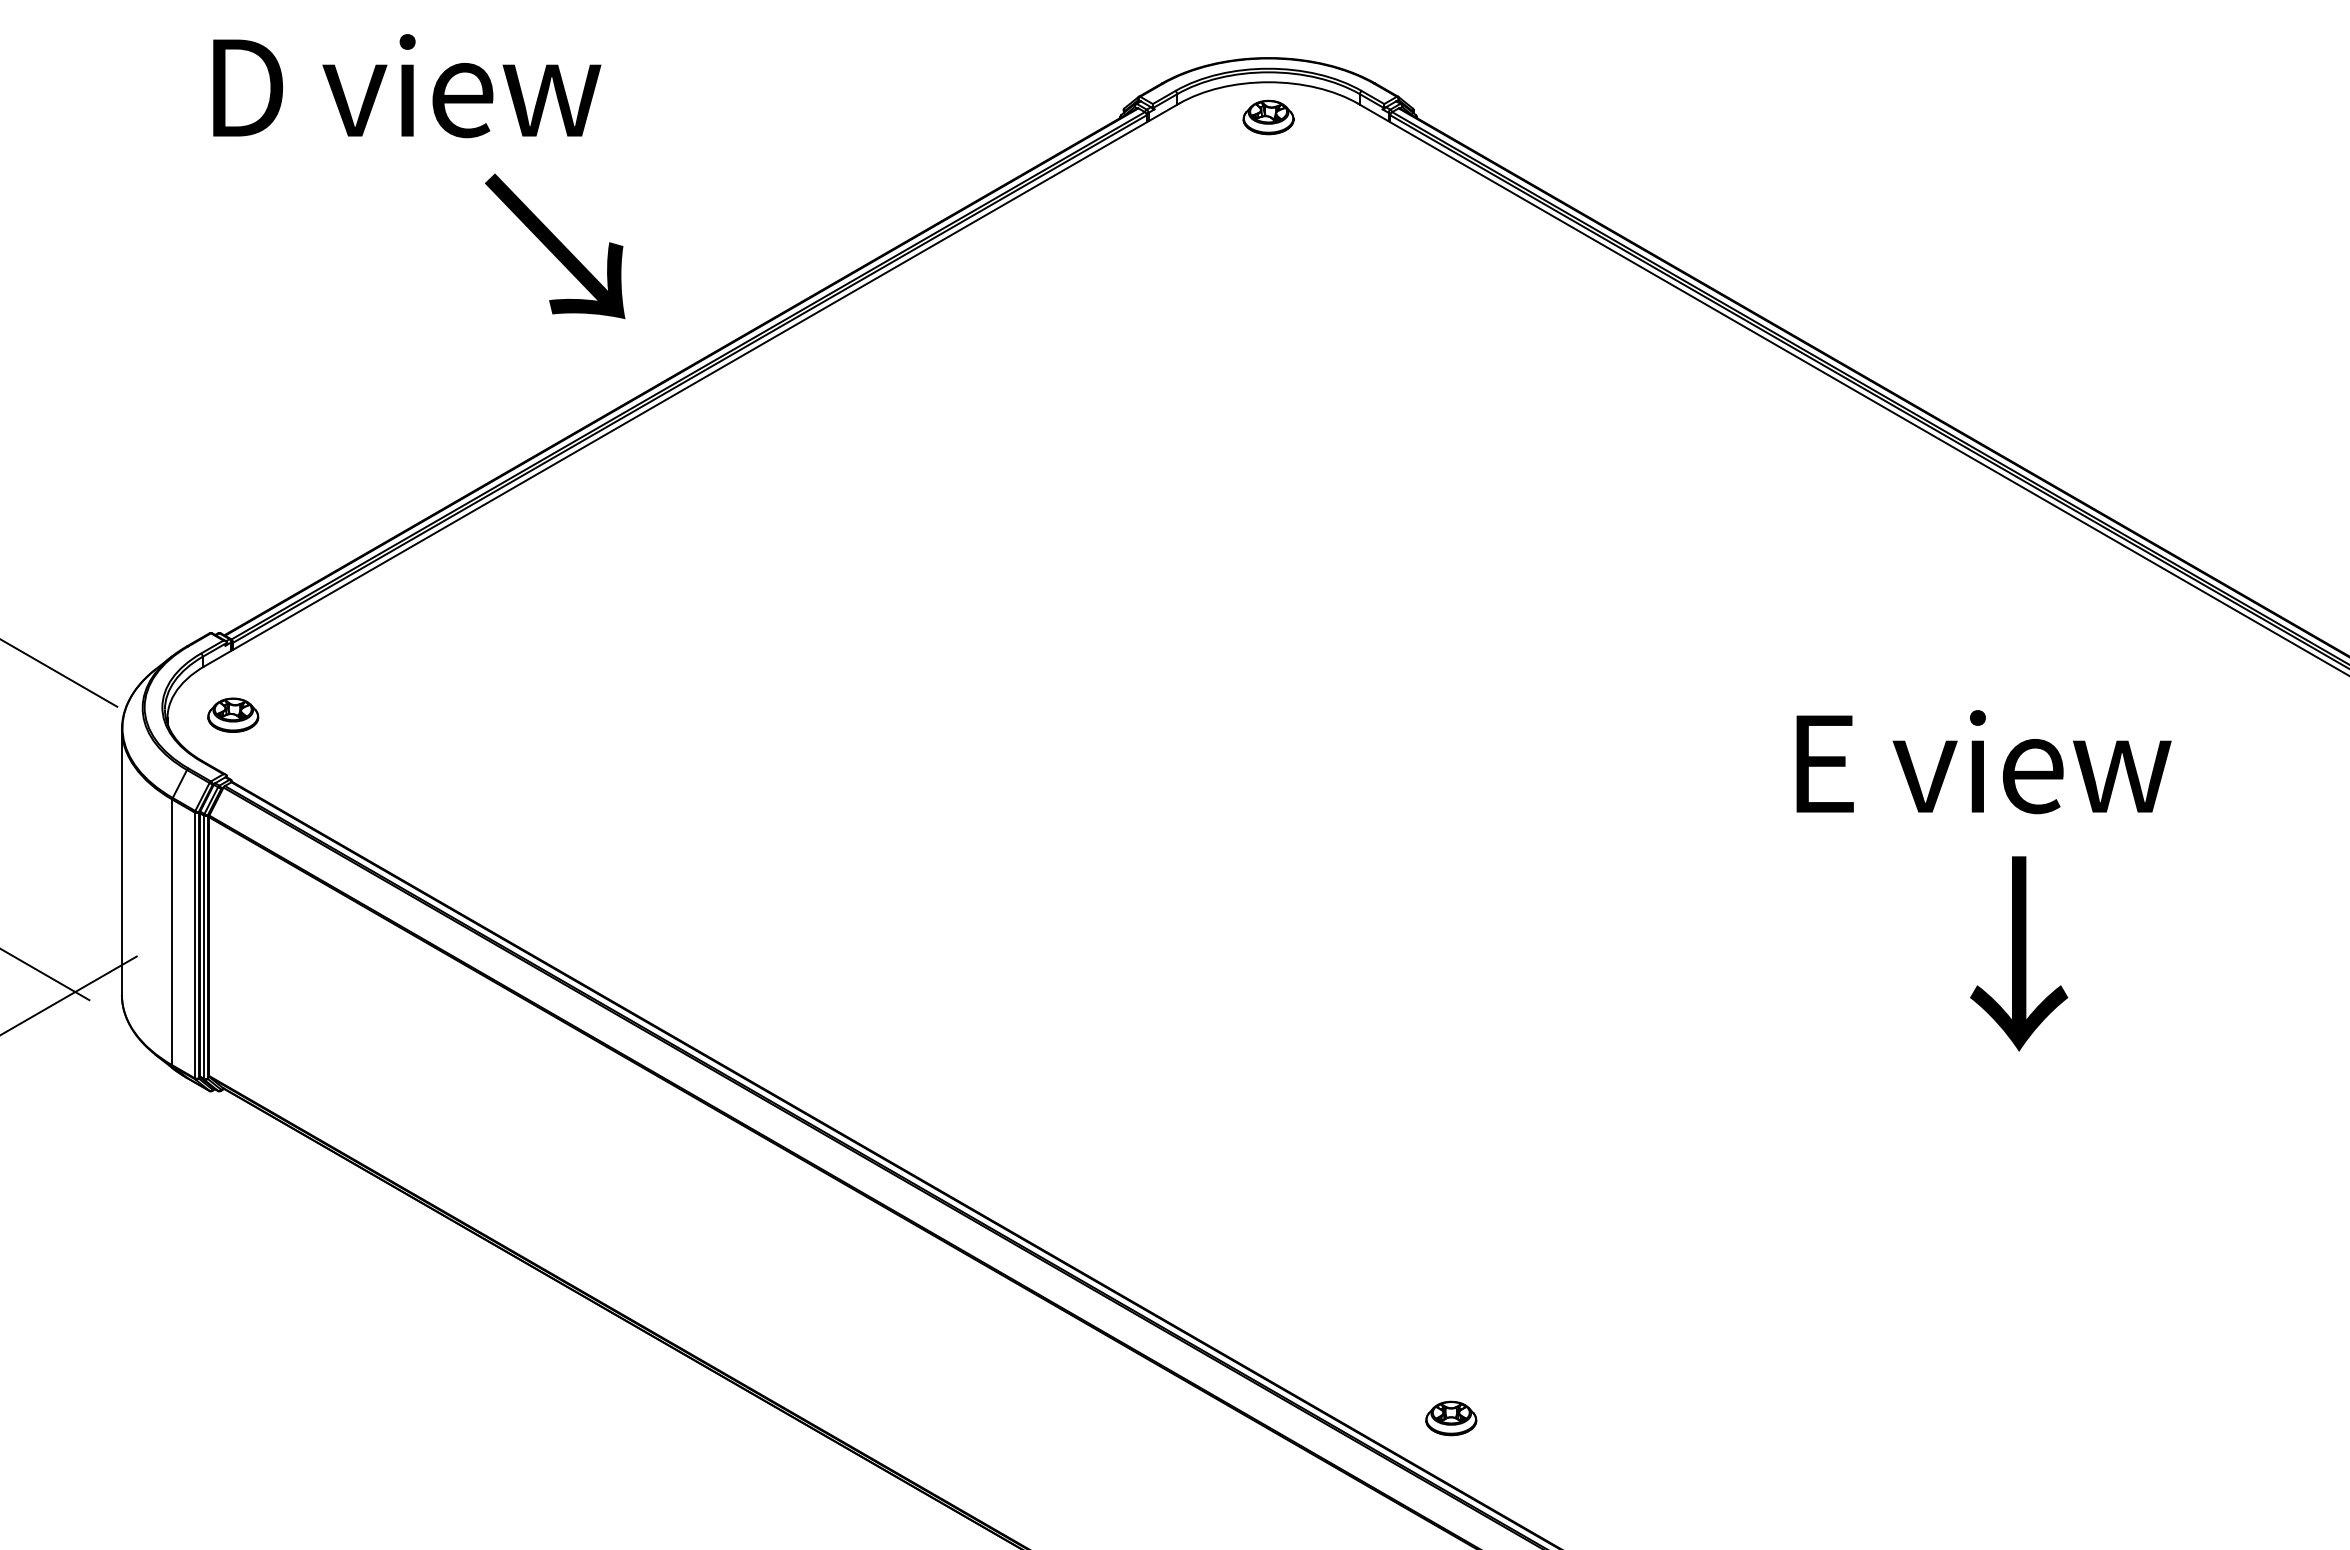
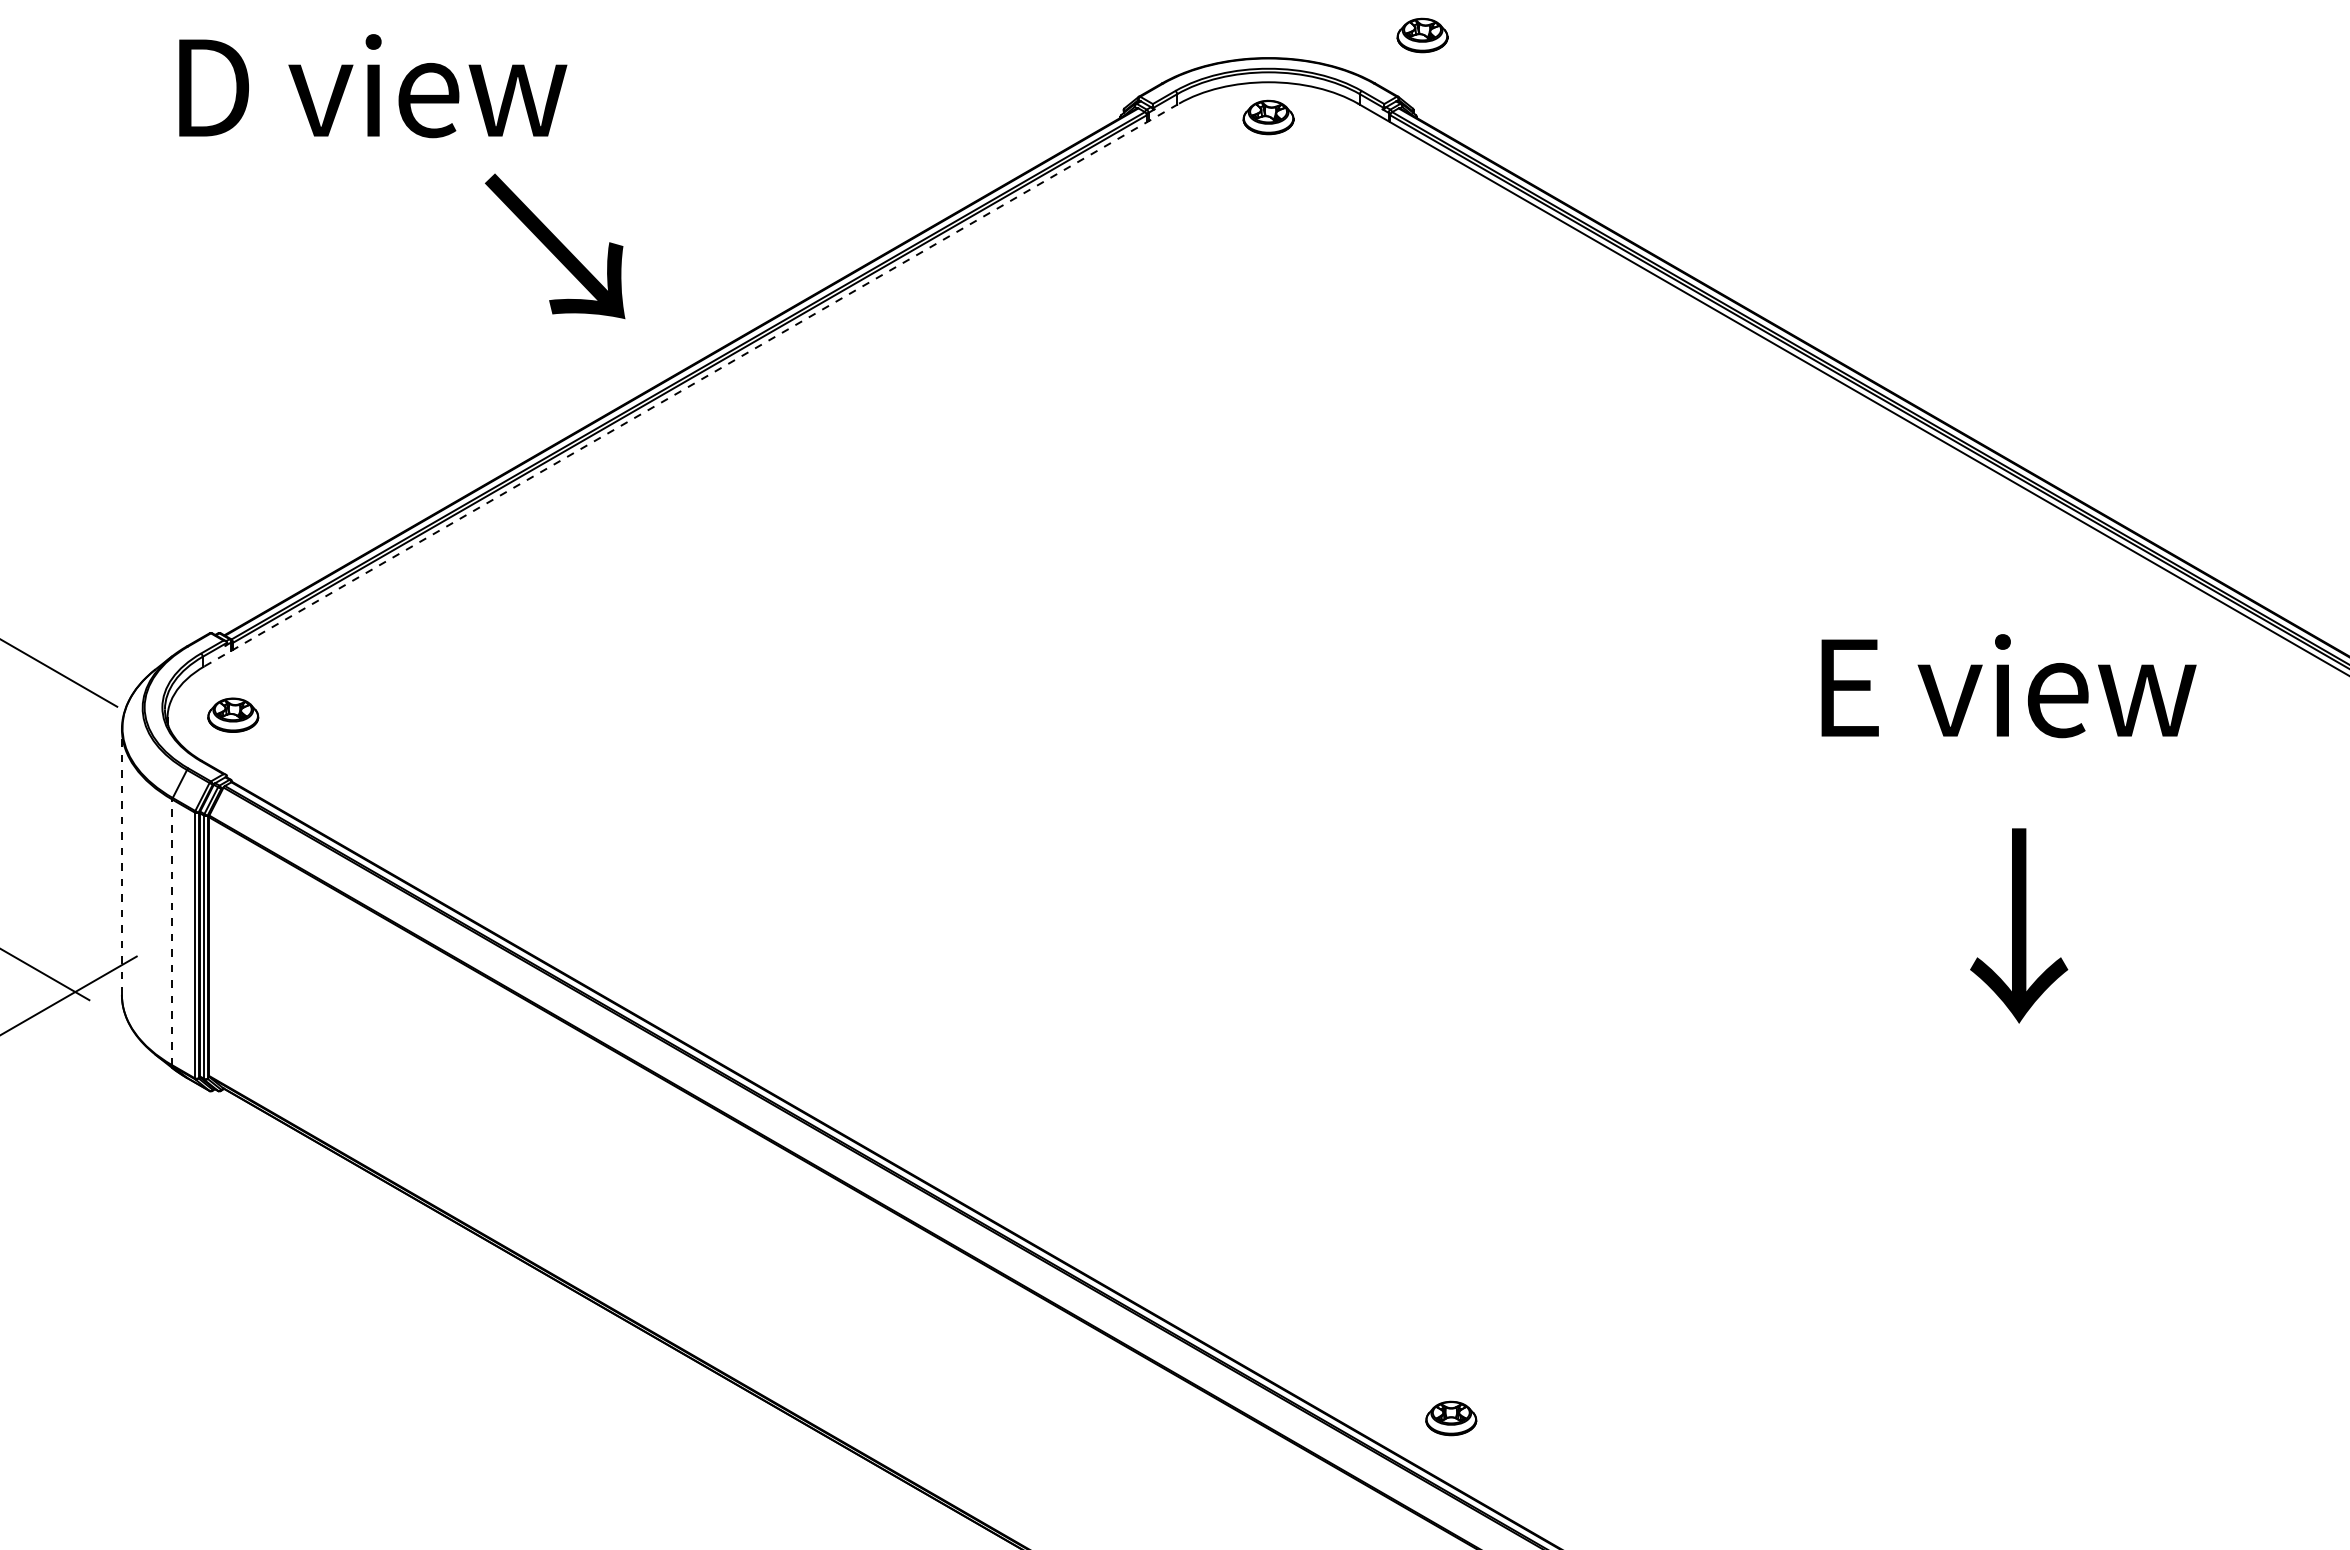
part: none -> present (1422, 35)
text position: (407, 86) -> (373, 86) (373, 86)
line: solid -> dashed (691, 384)
text position: (1983, 762) -> (2008, 686) (2008, 686)
line: solid -> dashed (121, 862)
line: solid -> dashed (172, 932)
text position: (2019, 953) -> (2019, 925) (2019, 925)
